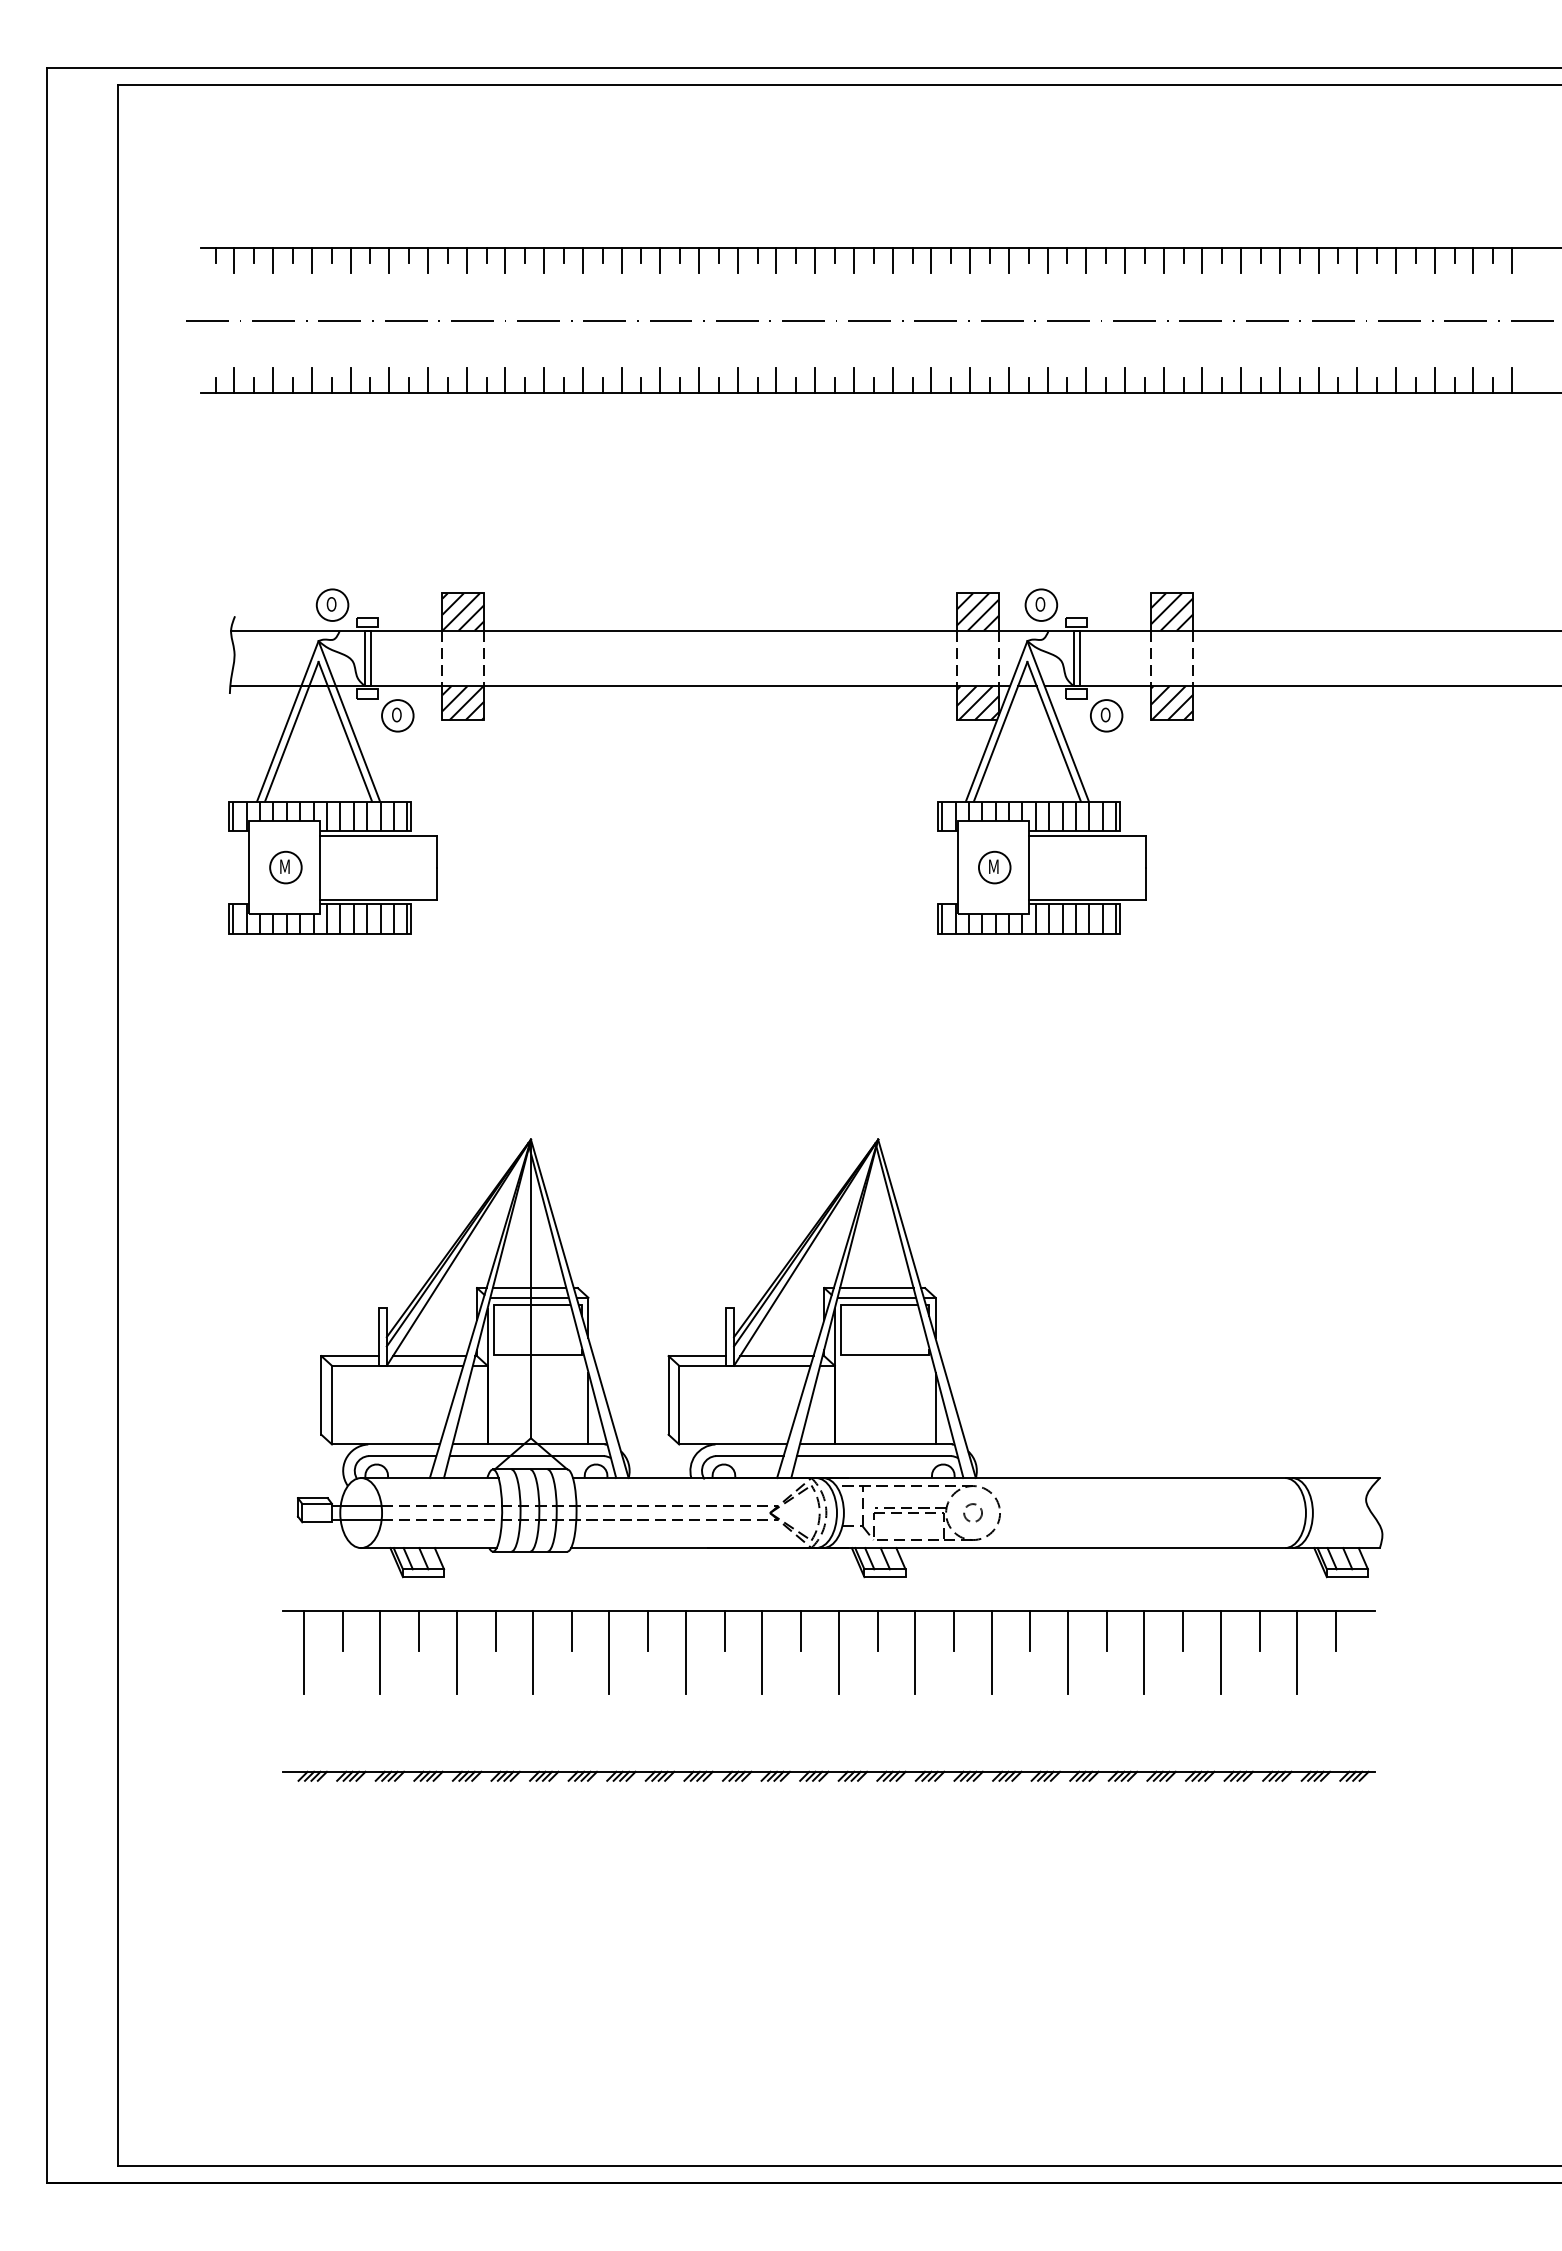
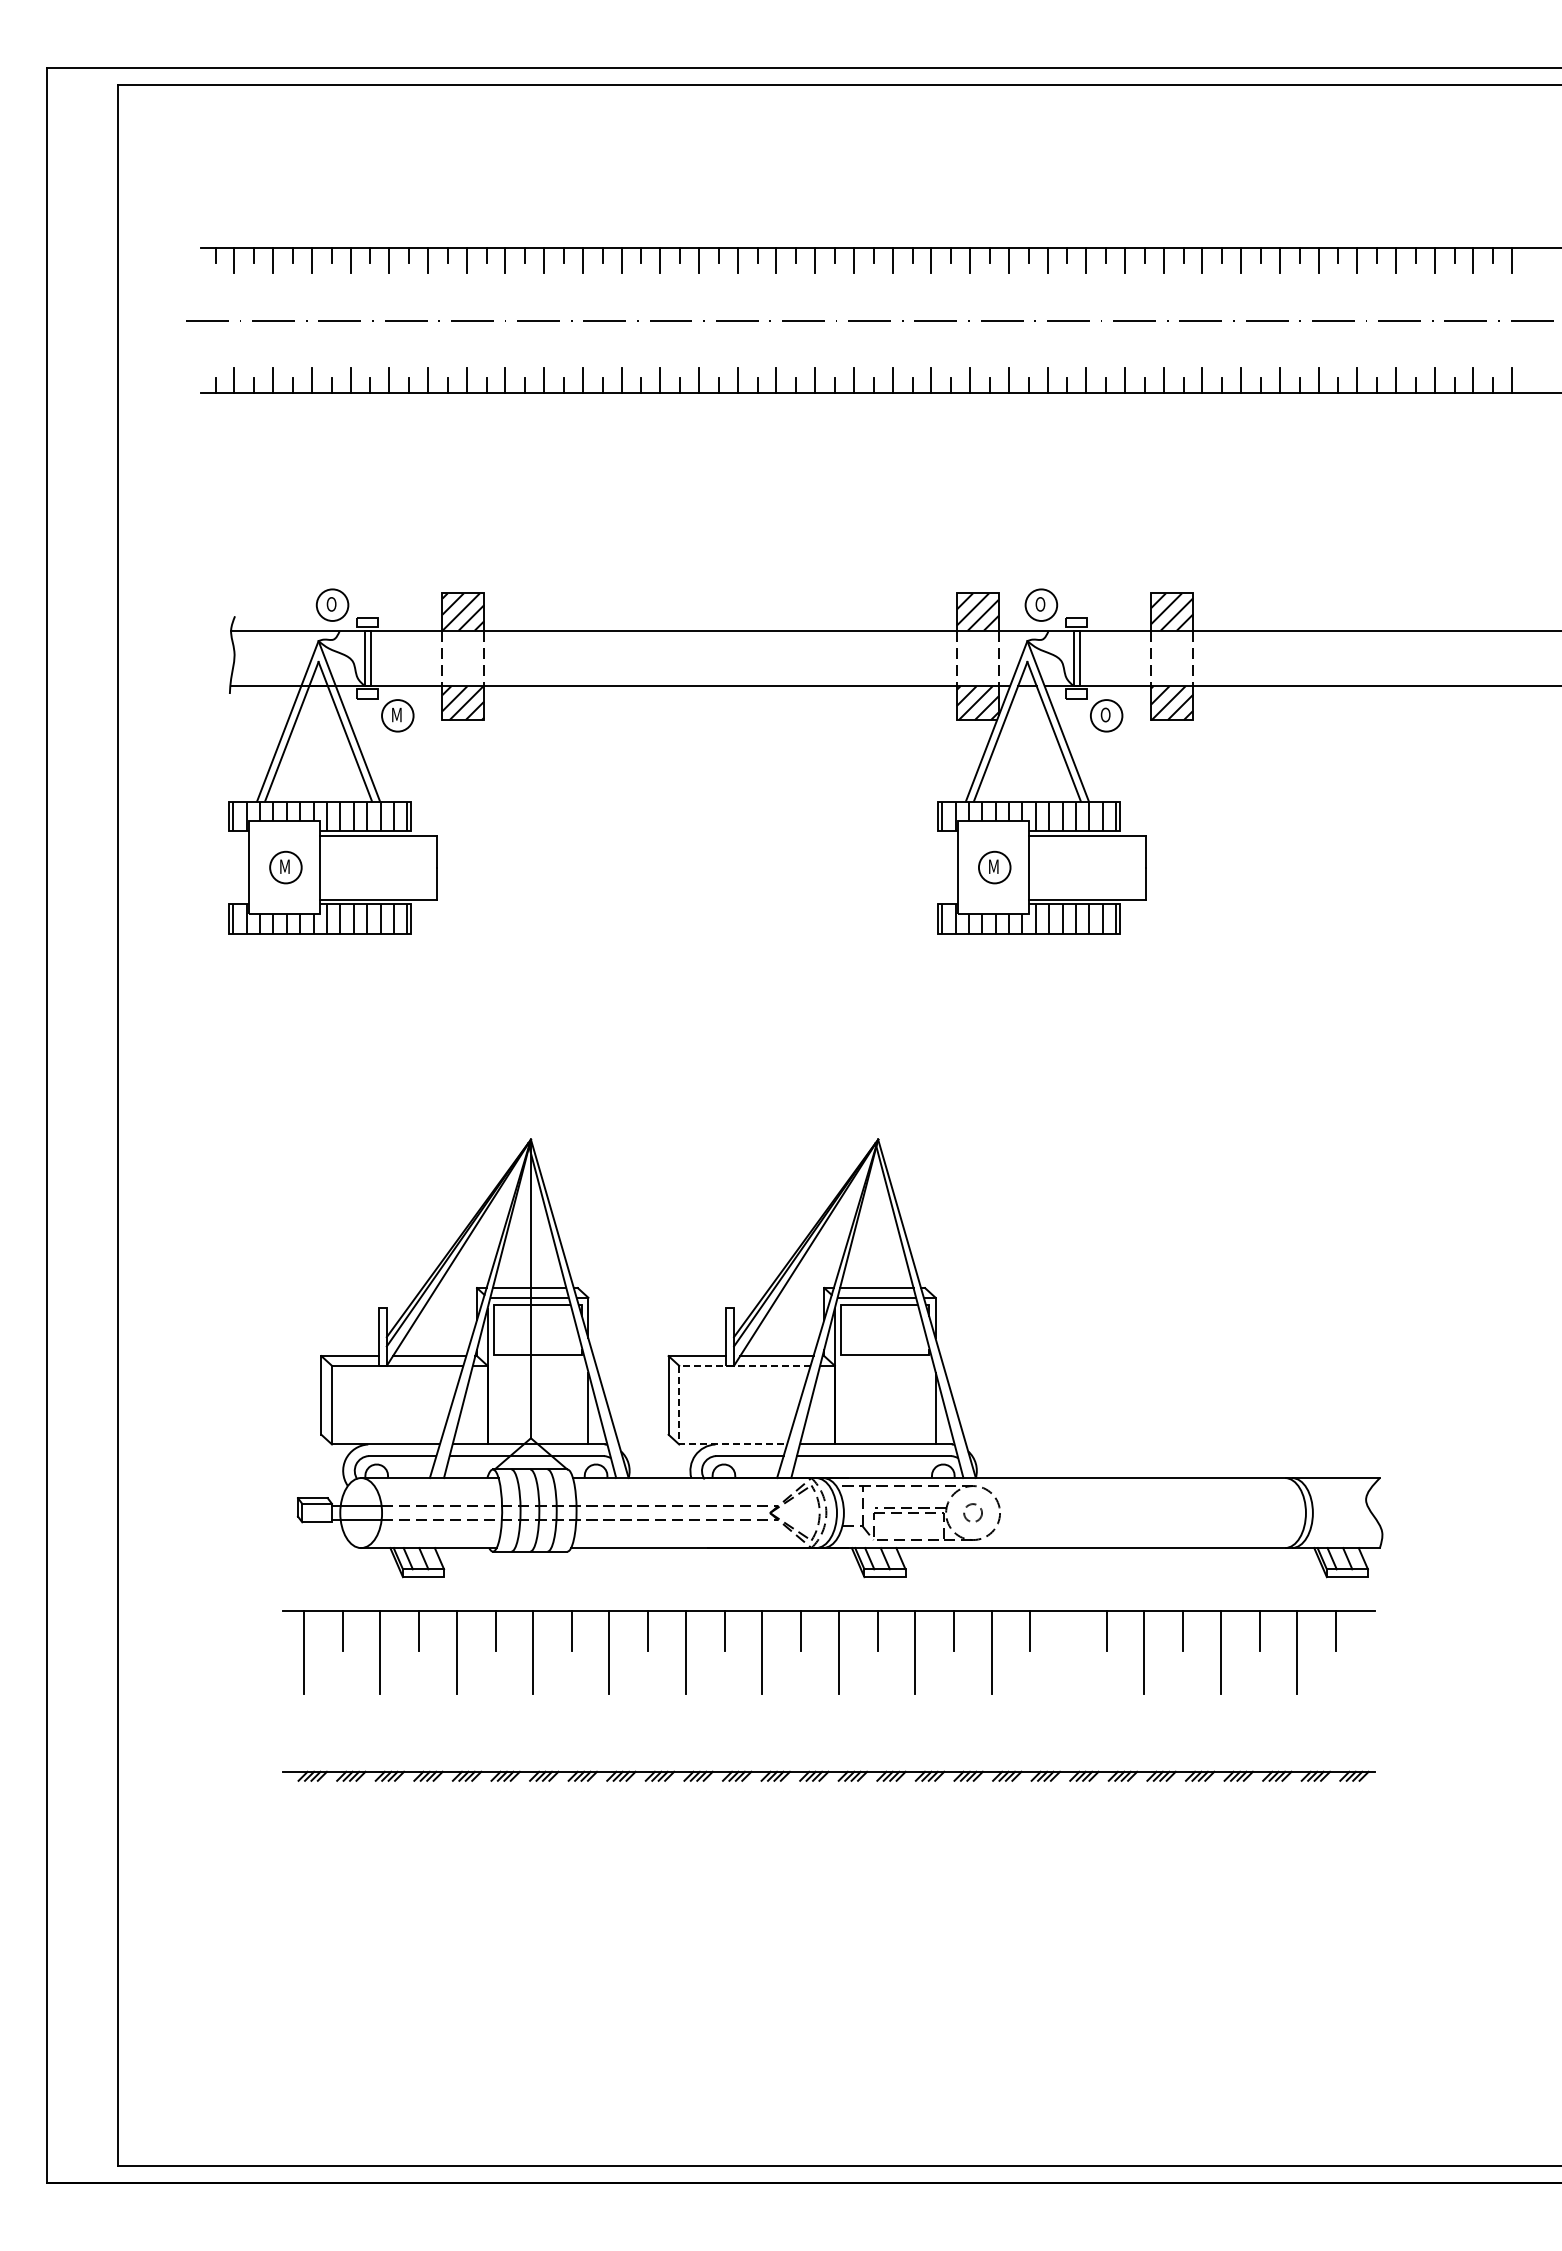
text: О -> М (396, 714)
line: solid -> dashed (679, 1393)
line: present -> none (1067, 1652)
